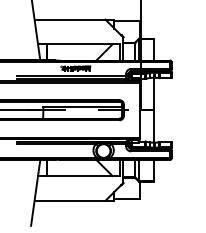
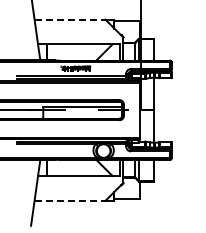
line: solid -> dashed (70, 19)
line: solid -> dashed (70, 200)
